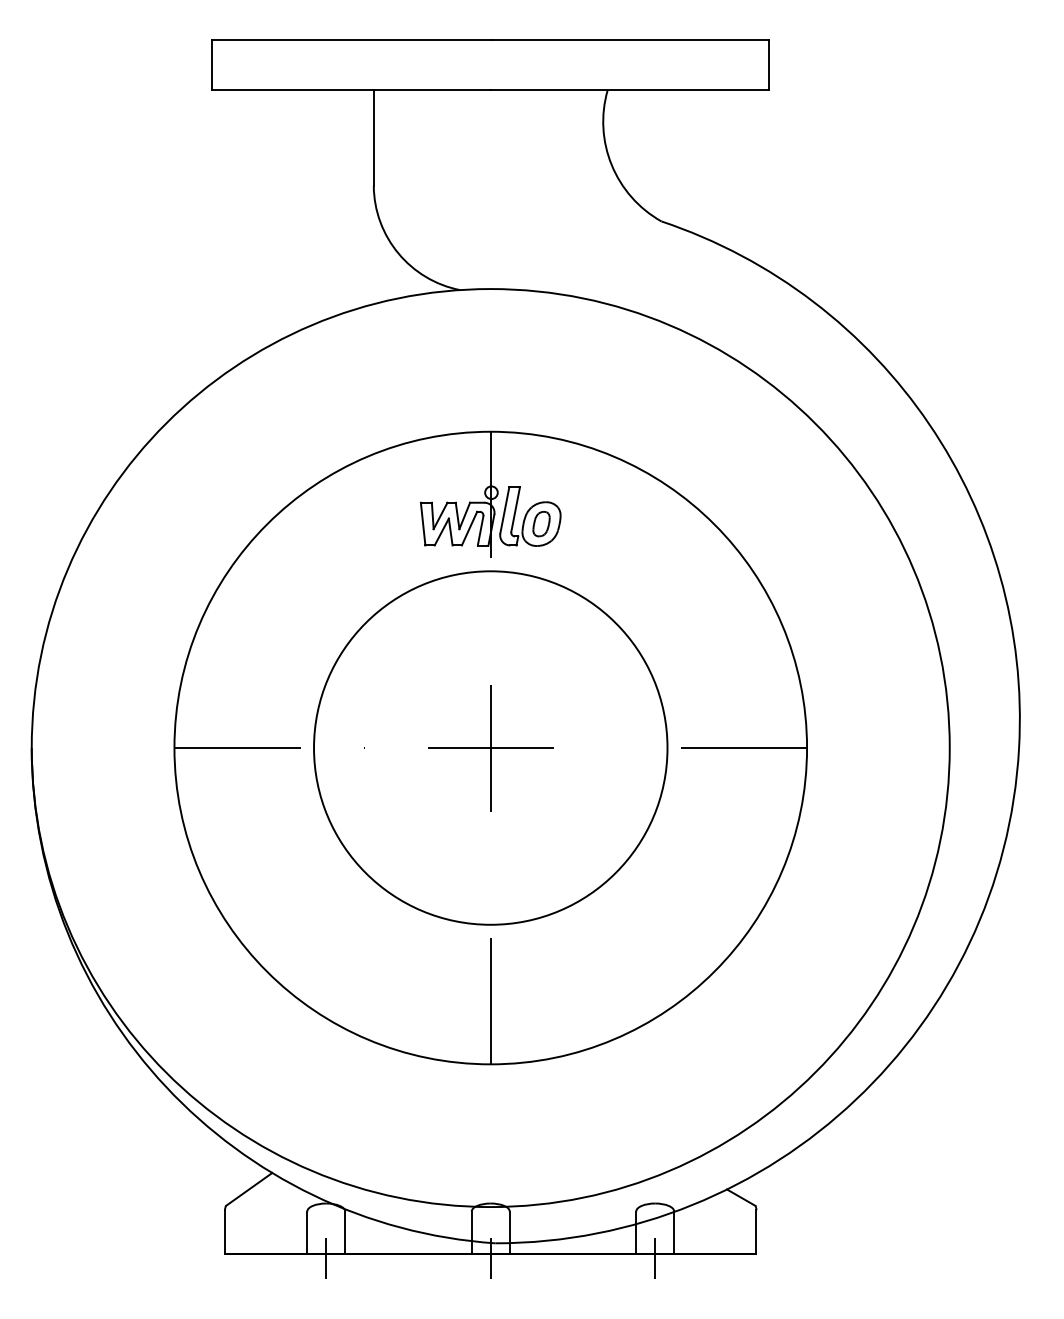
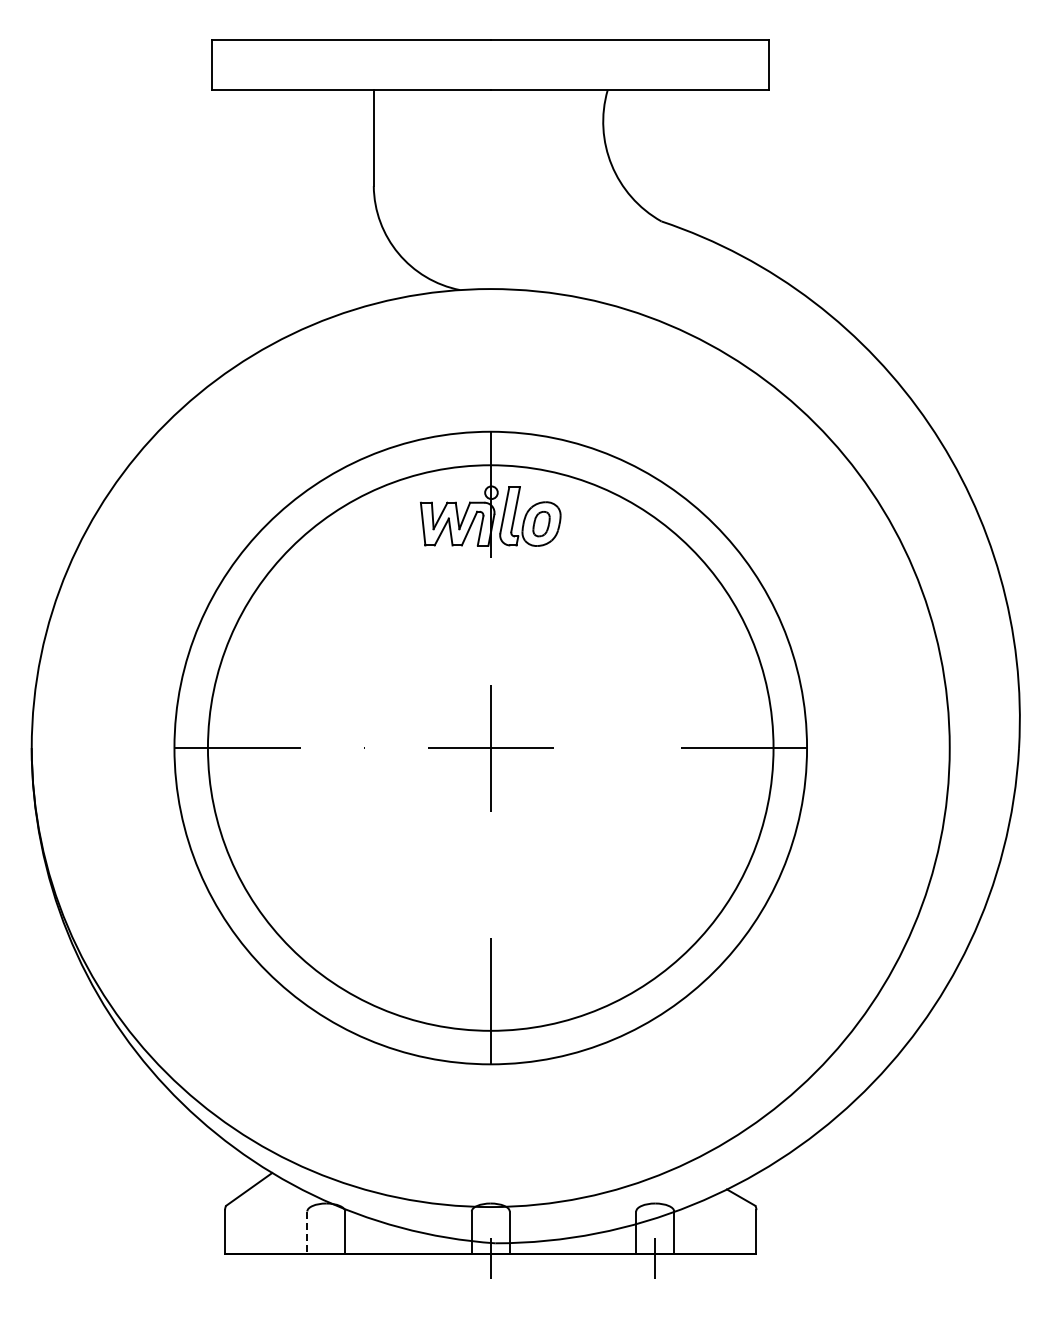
circle diameter: 353 px -> 566 px (490, 747)
line: solid -> dashed (307, 1233)
line: present -> none (326, 1258)
